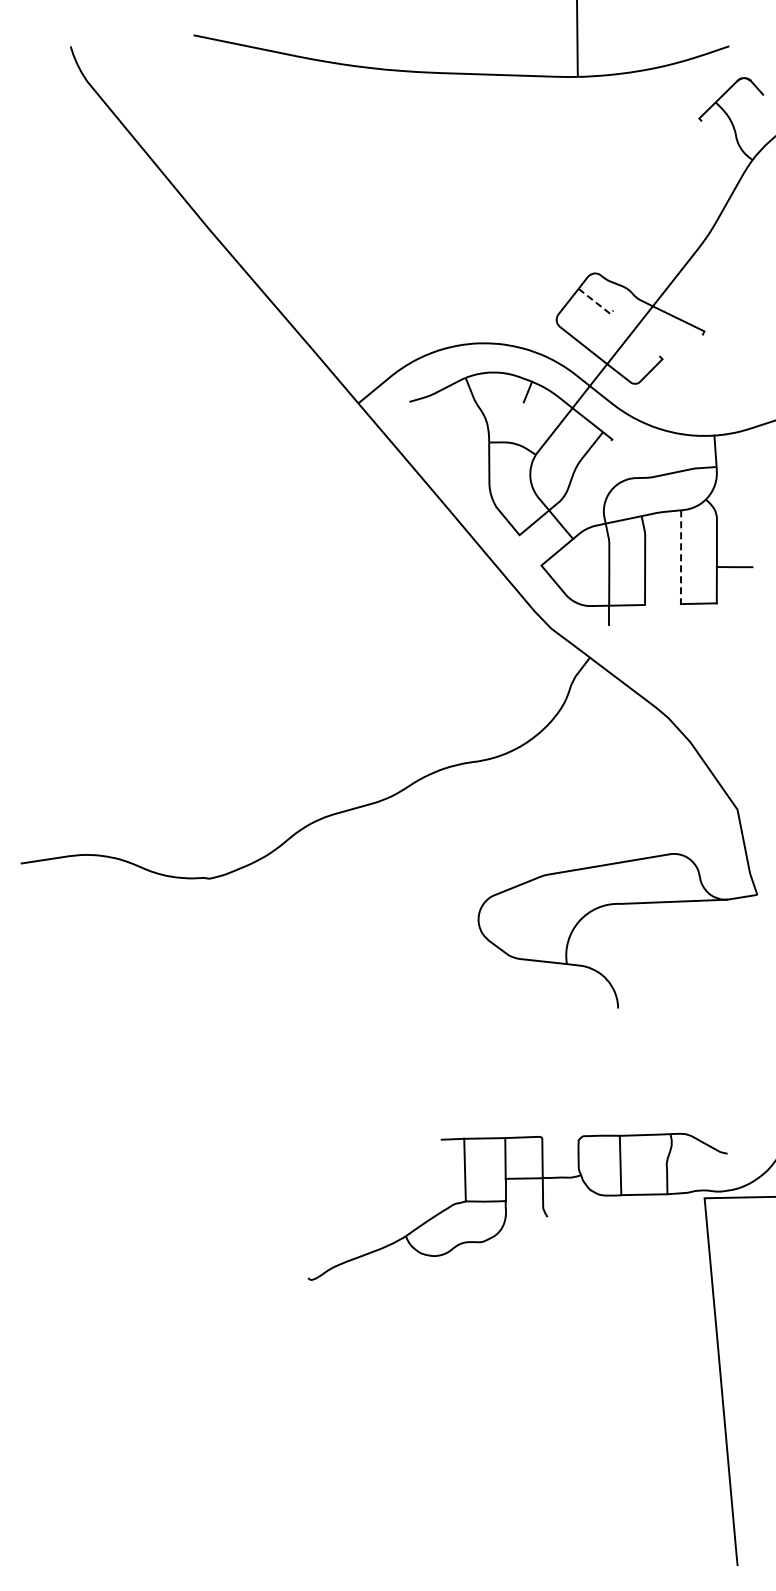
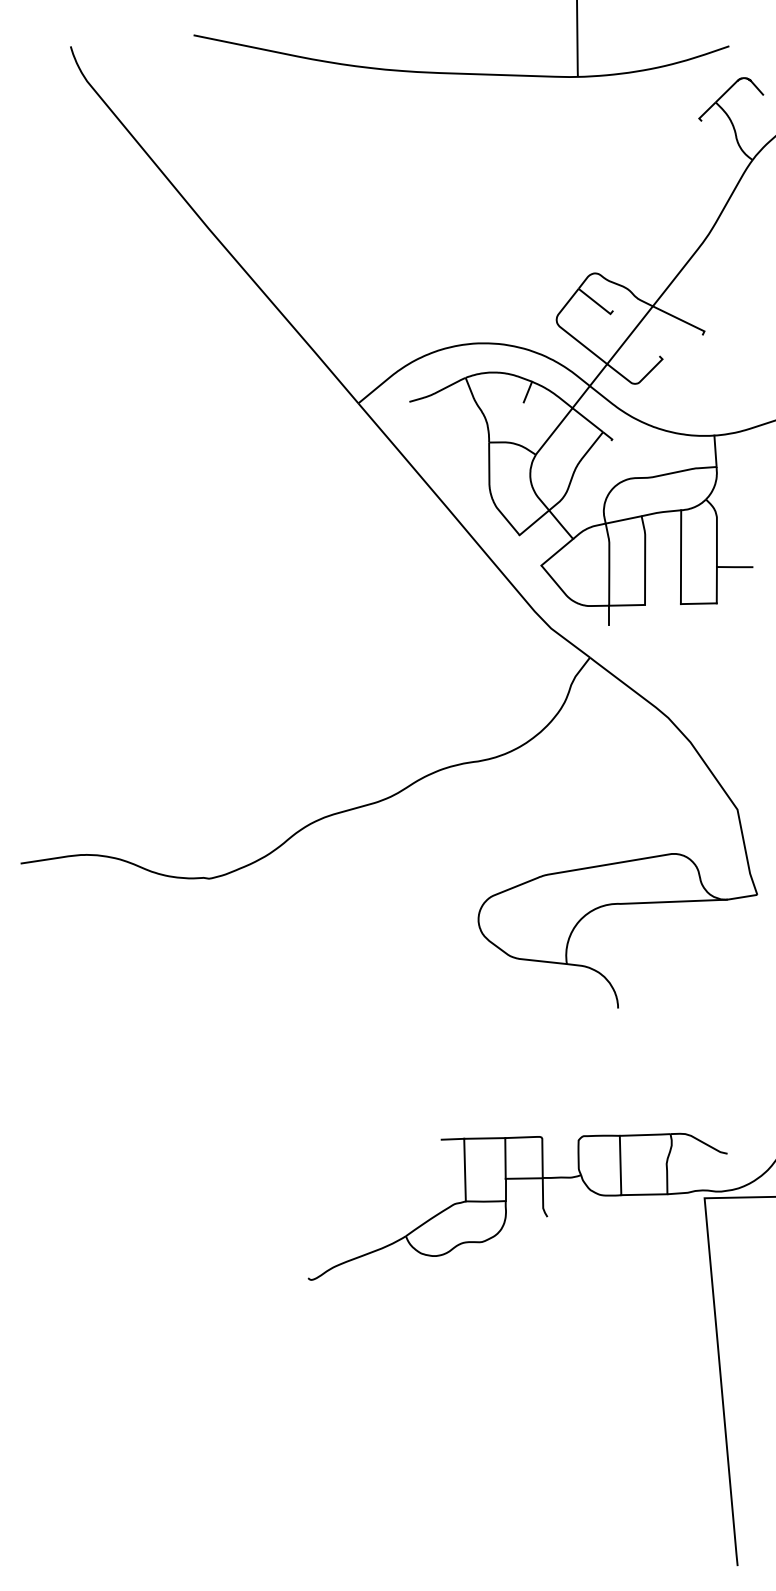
line: dashed -> solid (597, 303)
line: dashed -> solid (681, 557)
